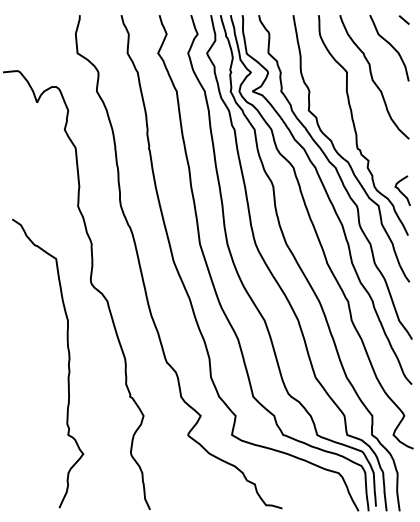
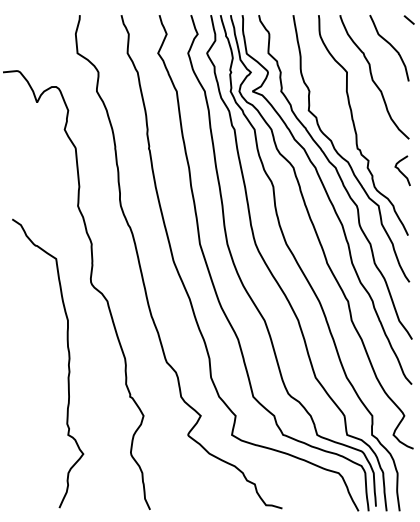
line position: (403, 19) -> (408, 19) (408, 19)
curve position: (401, 191) -> (401, 171) (401, 171)
